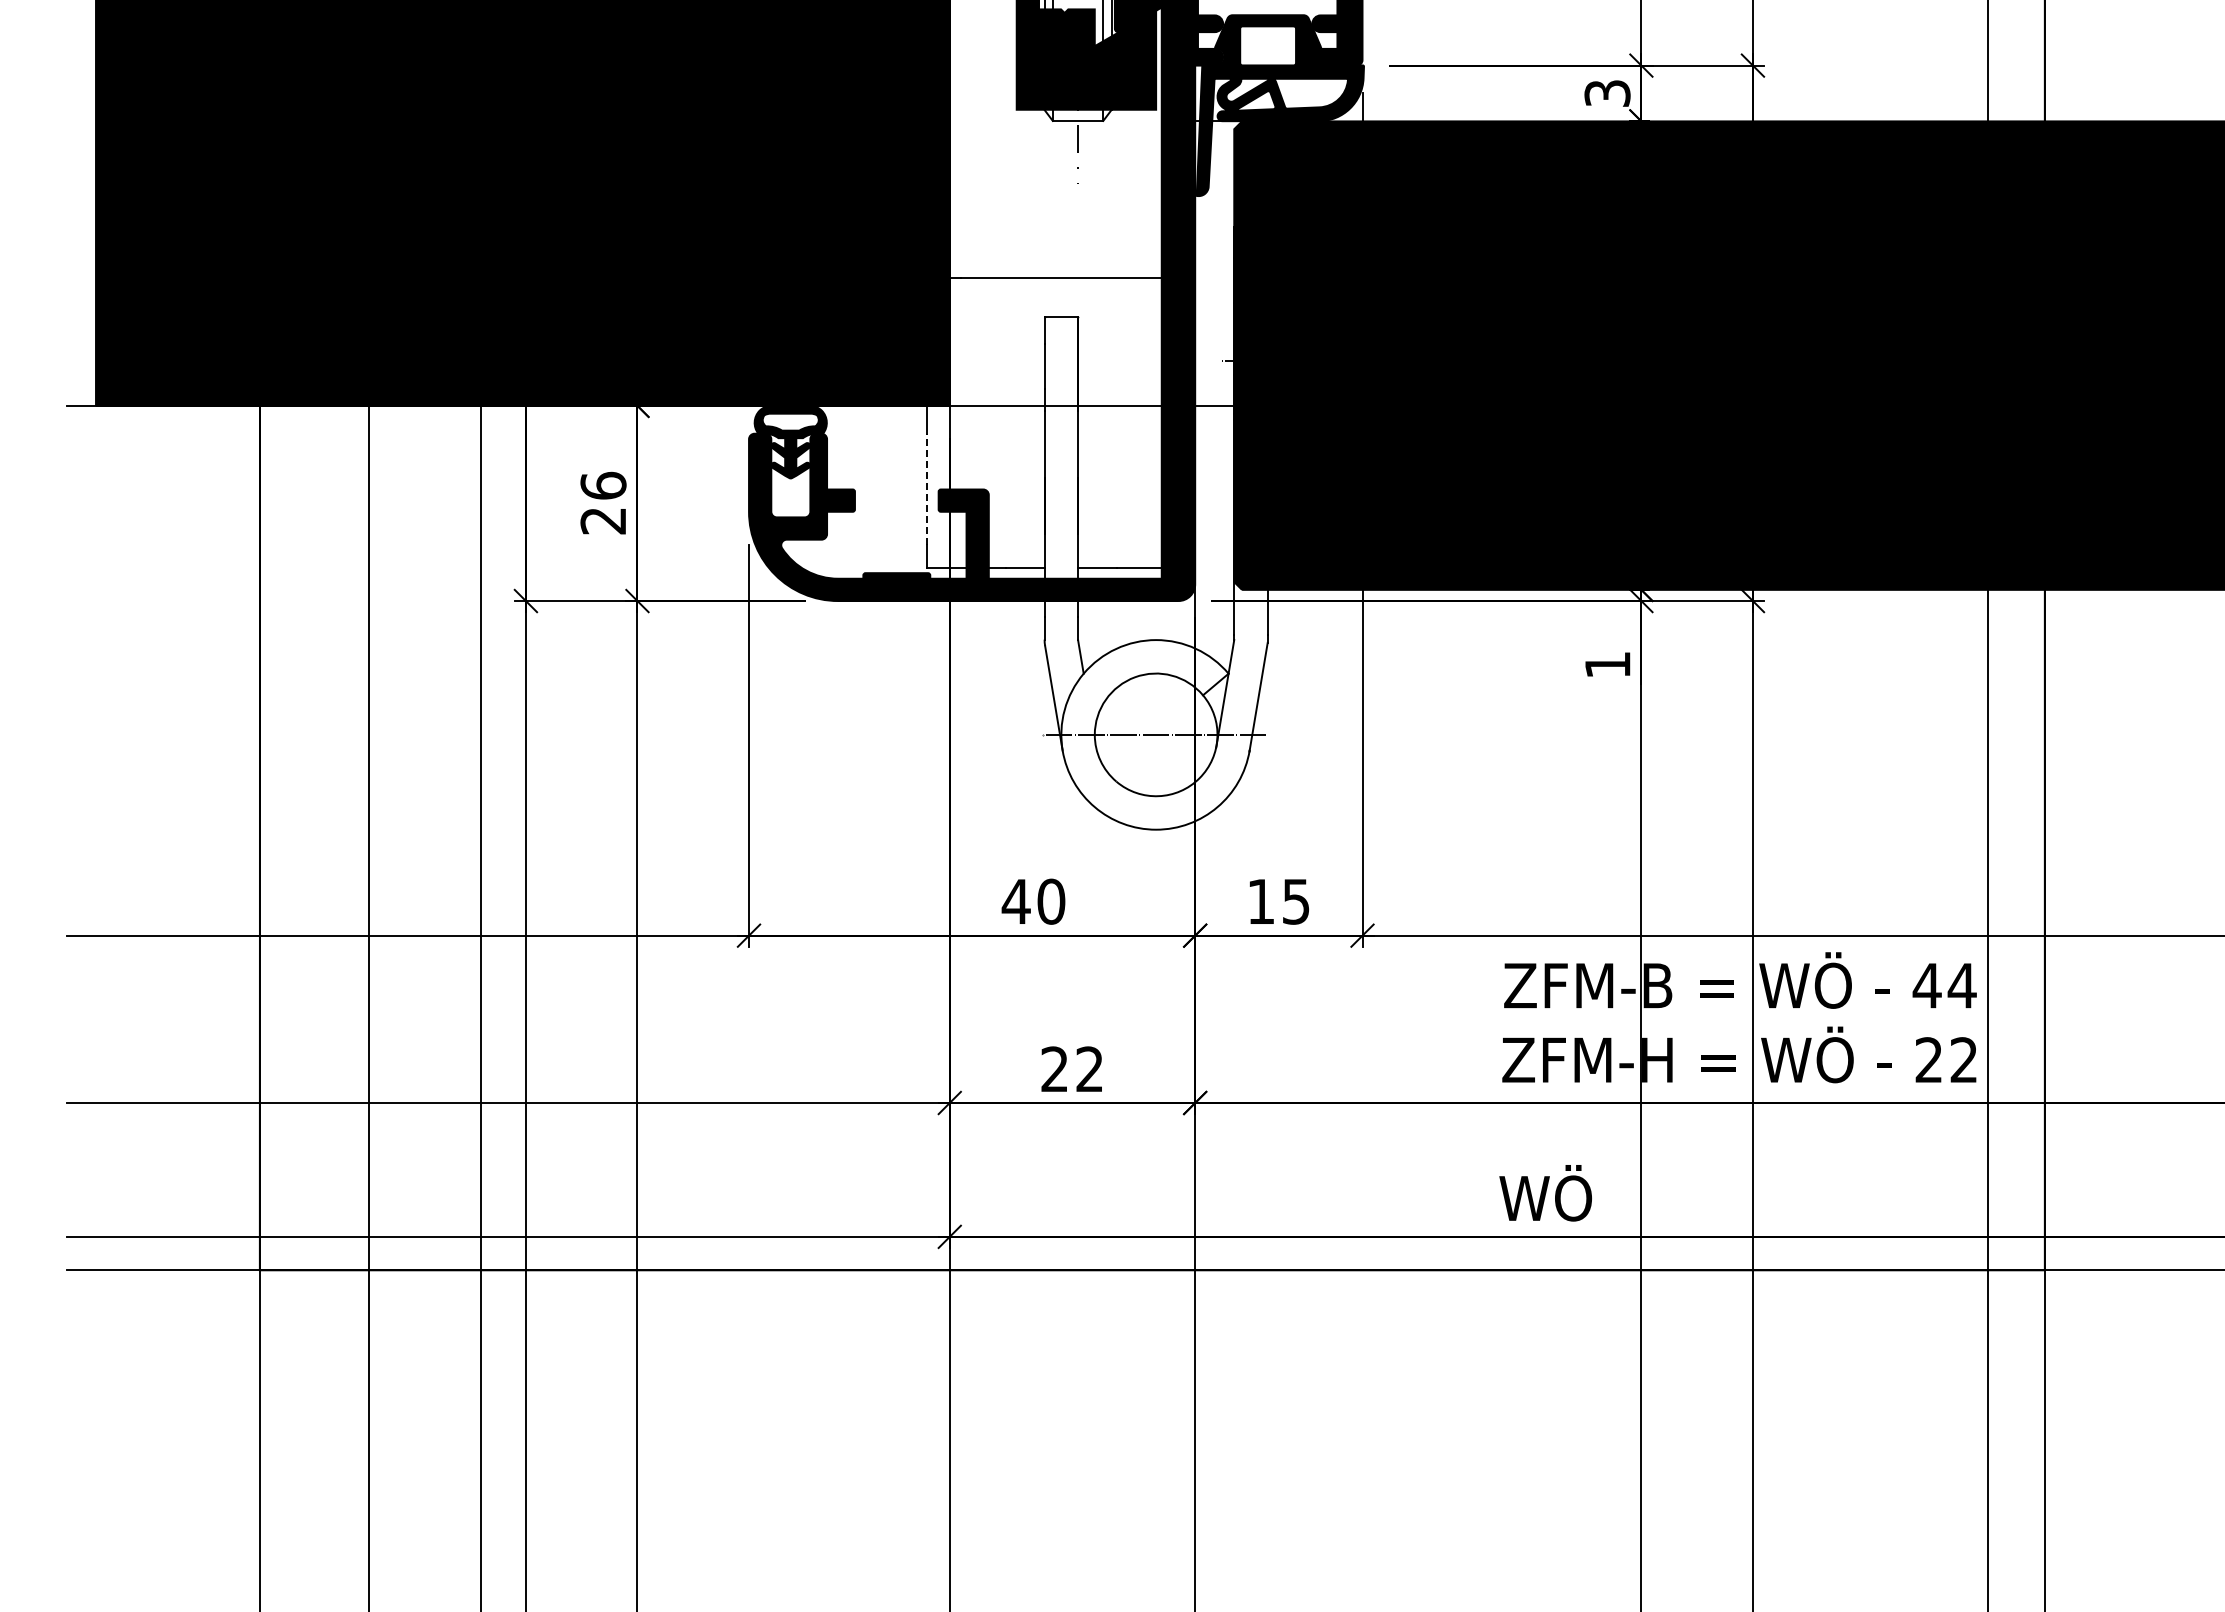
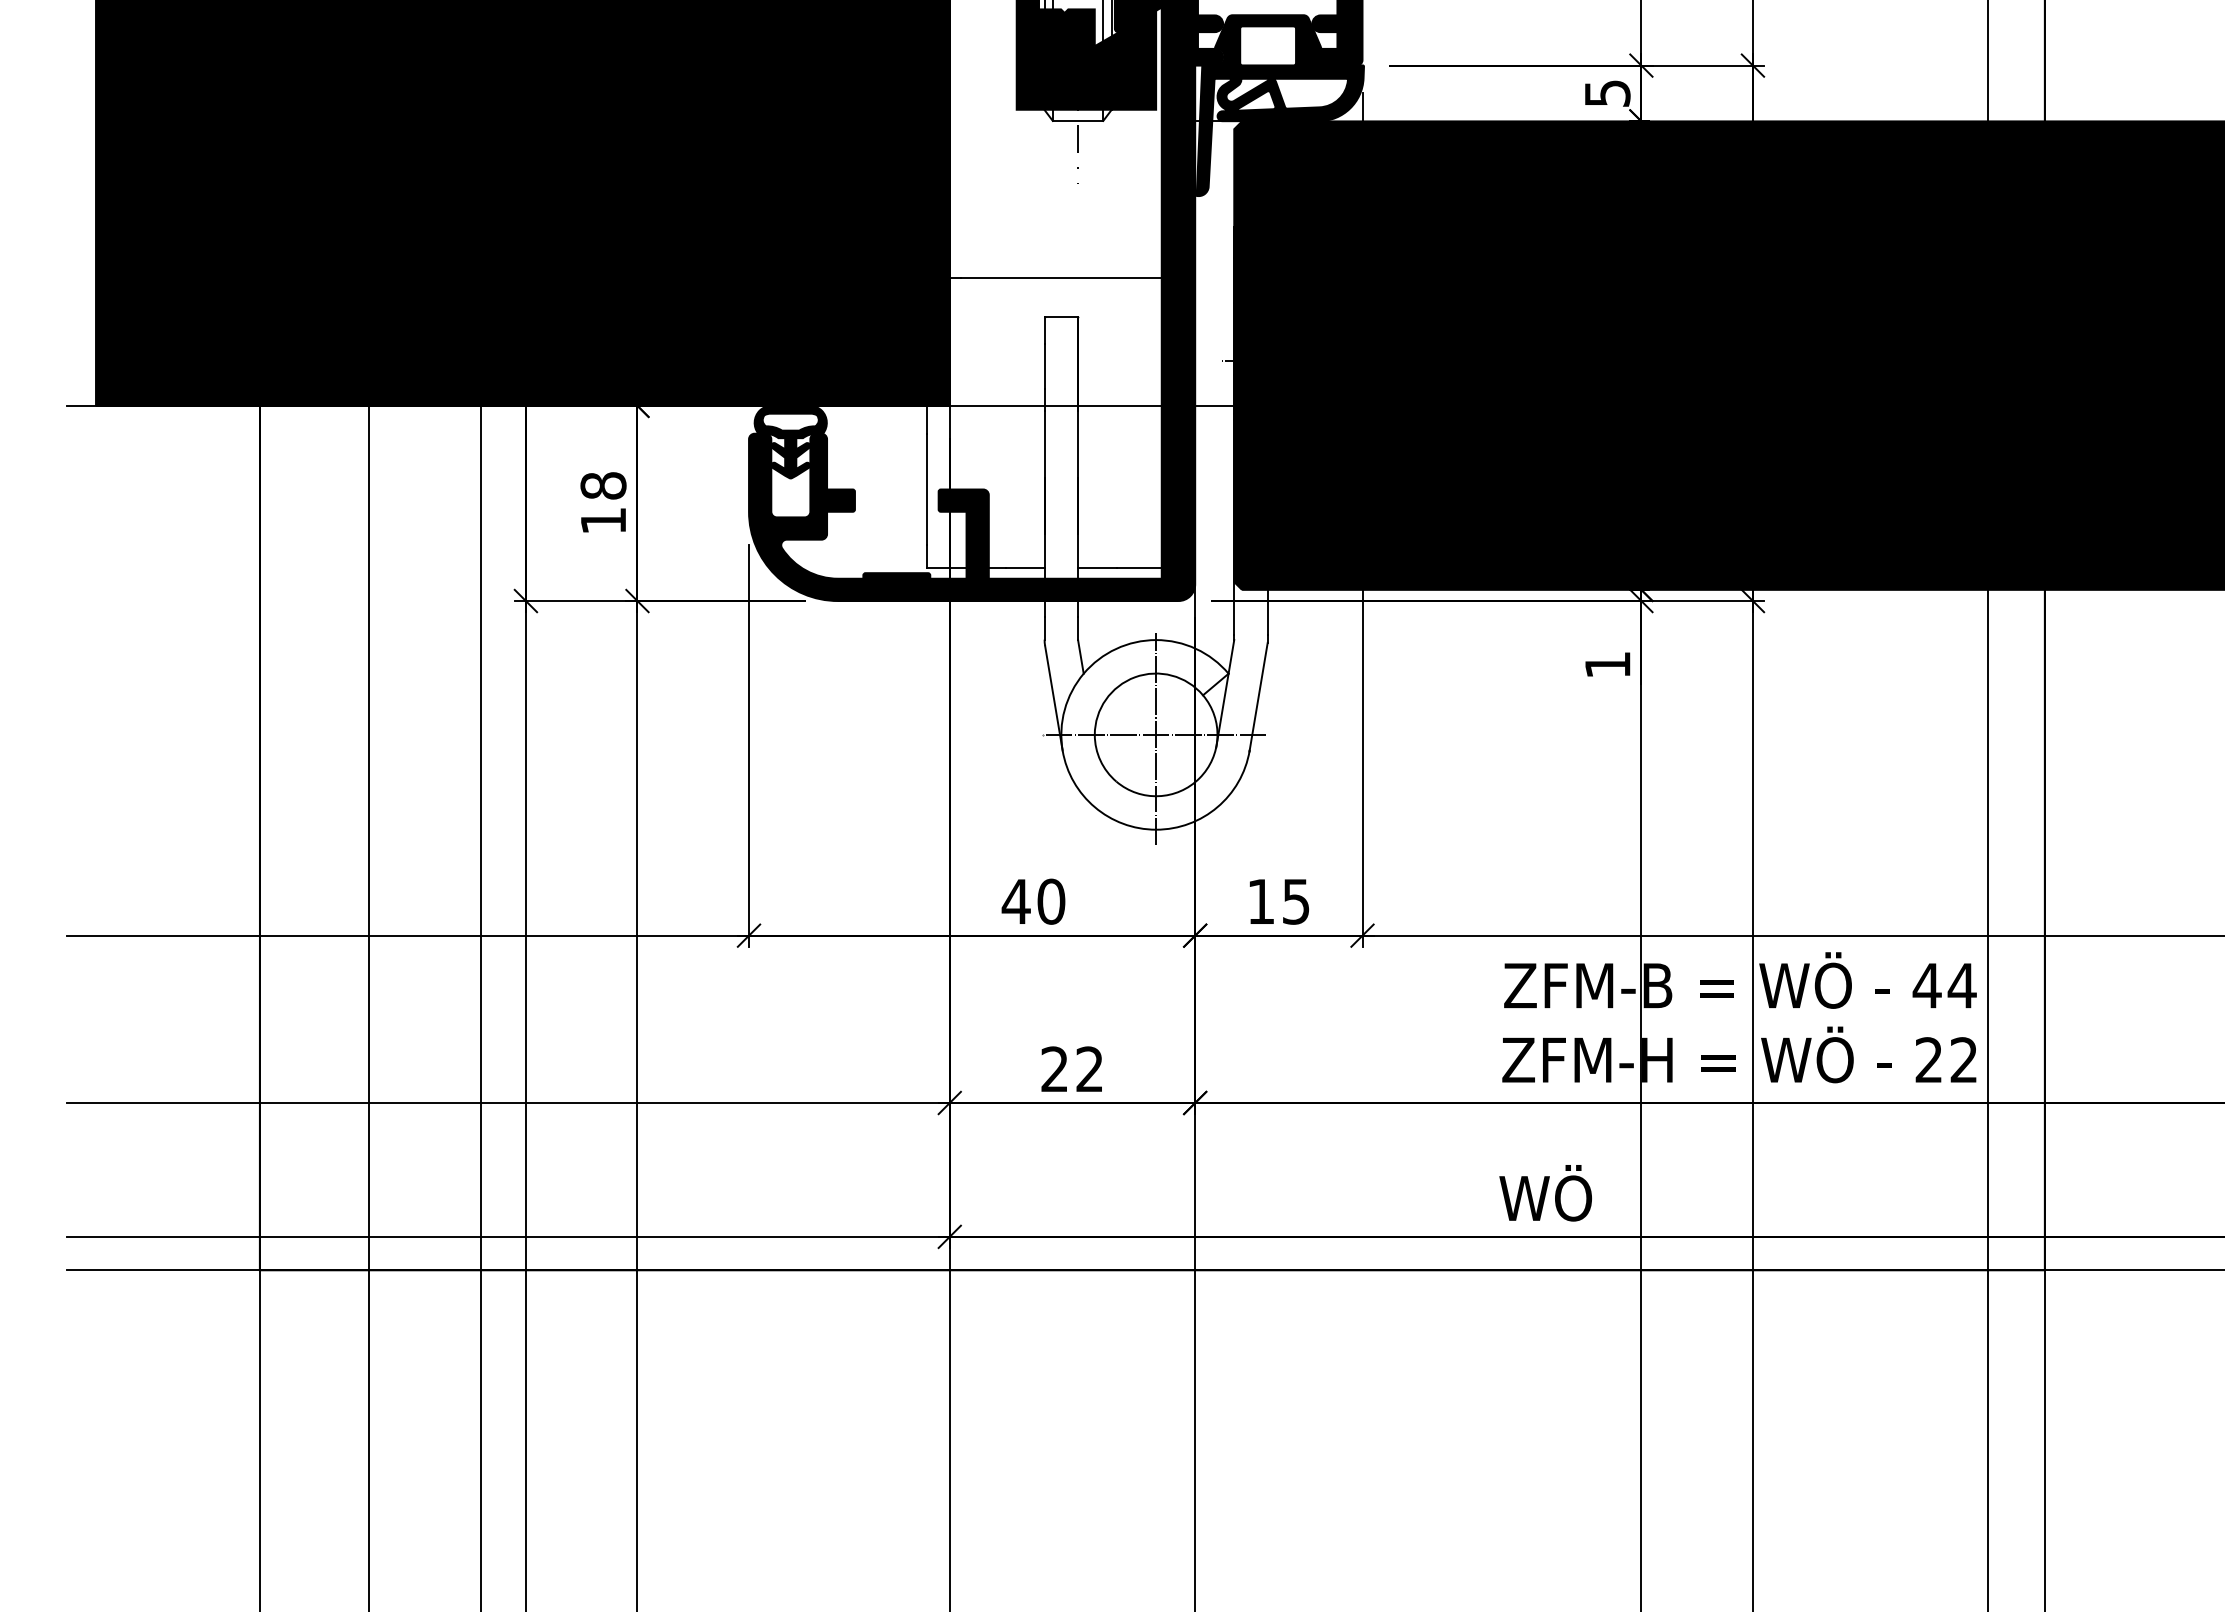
text: 3 -> 5 (1606, 93)
line: dashed -> solid (927, 489)
text: 26 -> 18 (603, 502)
line: none -> present (1156, 738)
